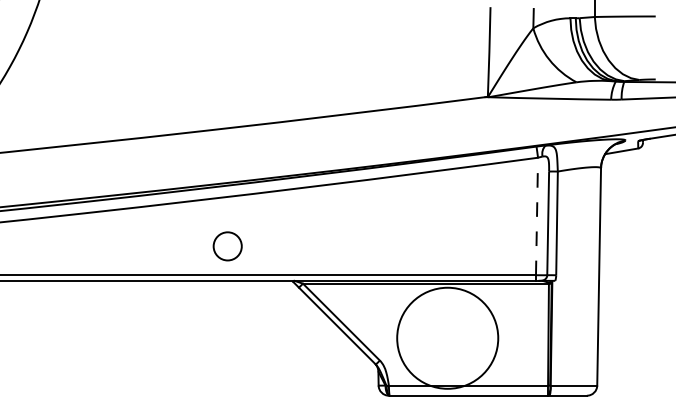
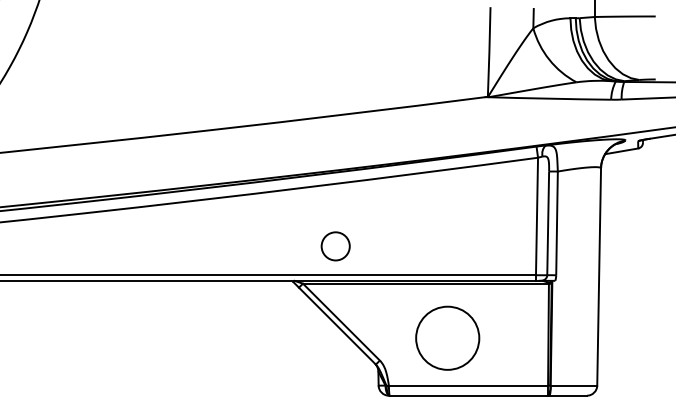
line: dashed -> solid (537, 216)
circle position: (227, 246) -> (335, 246) (335, 246)
circle diameter: 101 px -> 63 px (447, 337)
